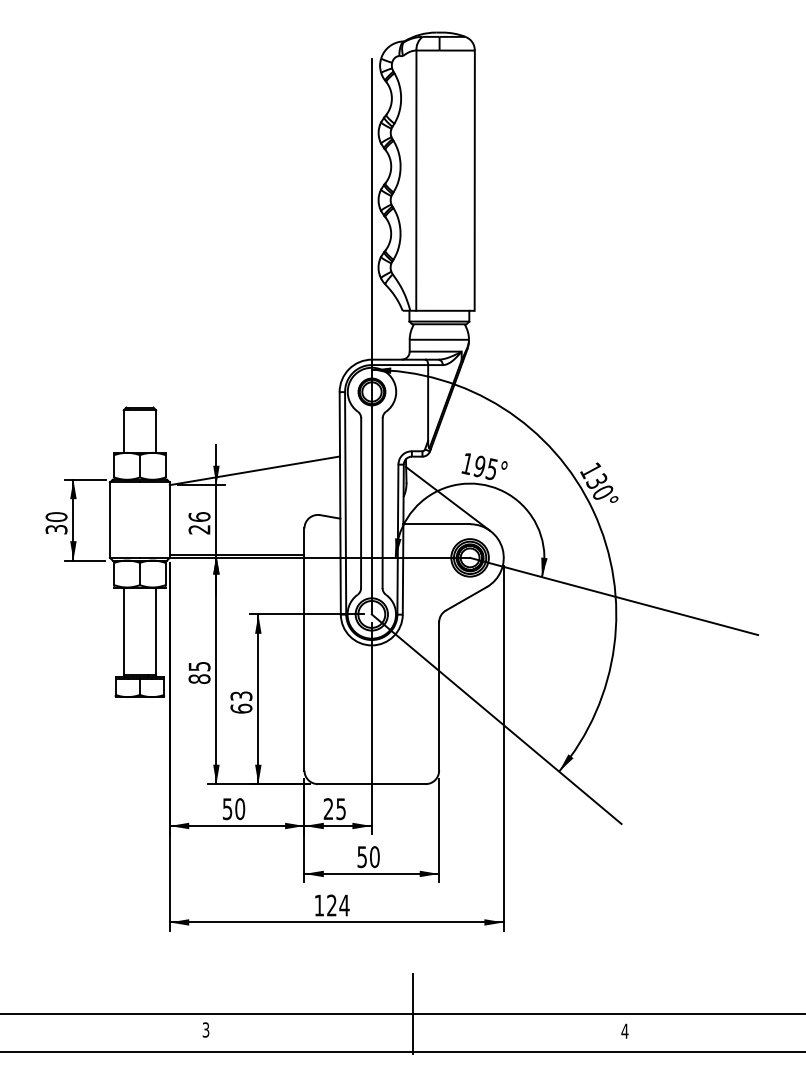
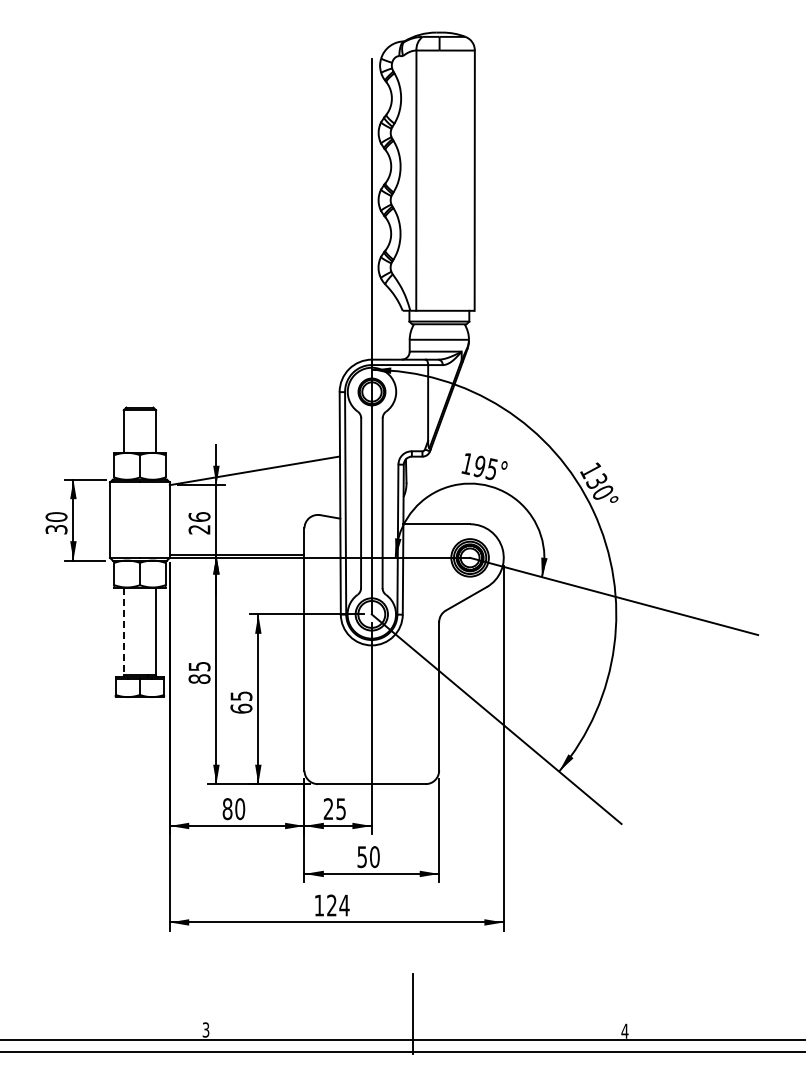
line: present -> none (447, 498)
line: solid -> dashed (123, 631)
text: 63 -> 65 (240, 695)
text: 50 -> 80 (227, 809)
line position: (402, 1013) -> (402, 1039) (402, 1039)
